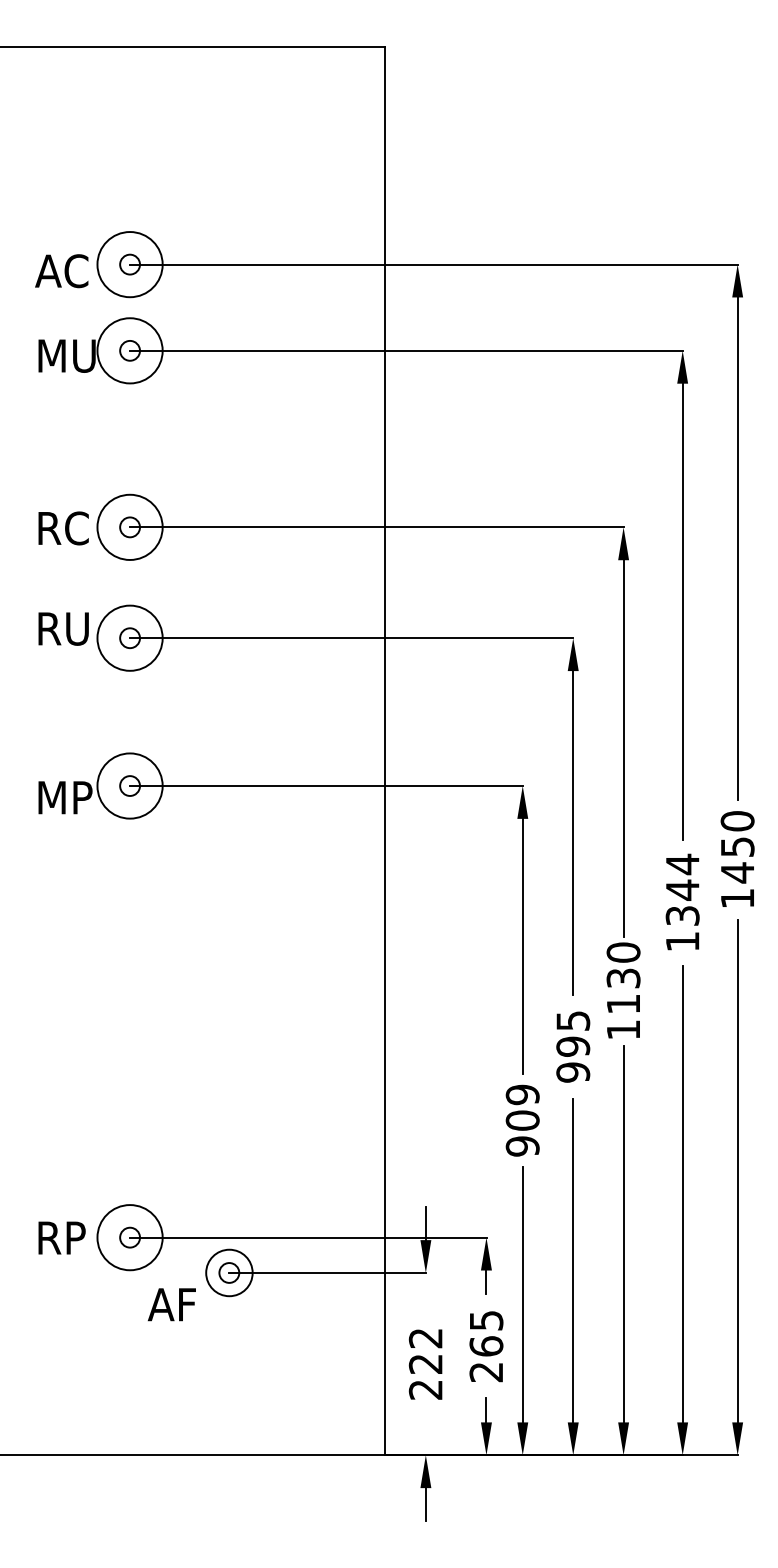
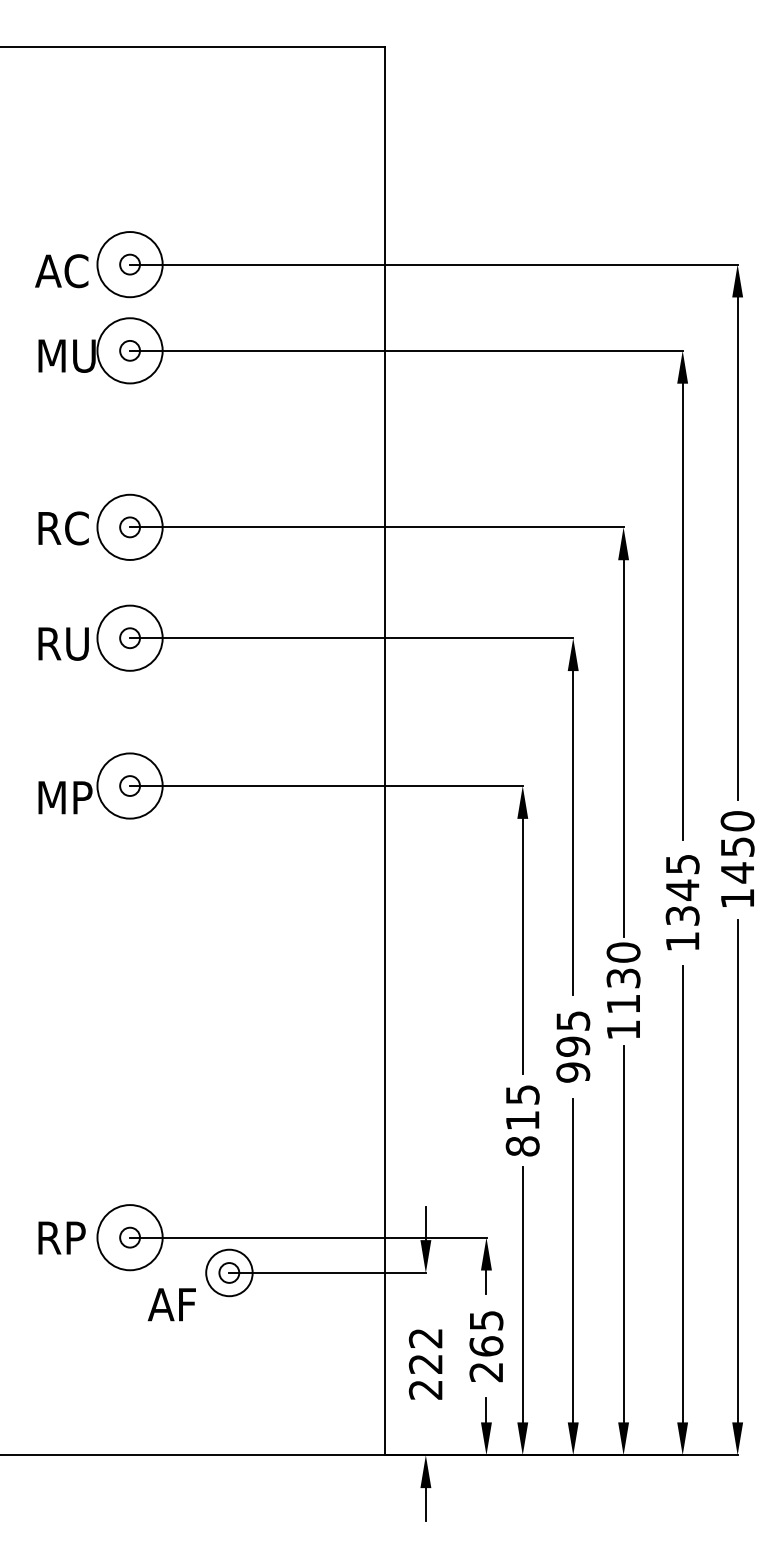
text position: (63, 628) -> (63, 643) (63, 643)
text: 1344 -> 1345 (682, 864)
text: 909 -> 815 (522, 1120)
